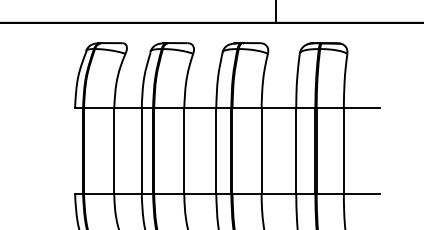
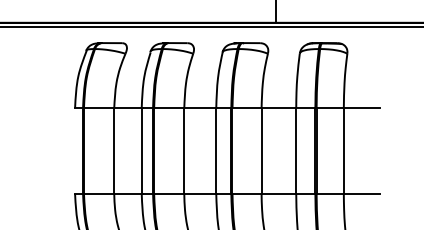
line: none -> present (211, 26)
